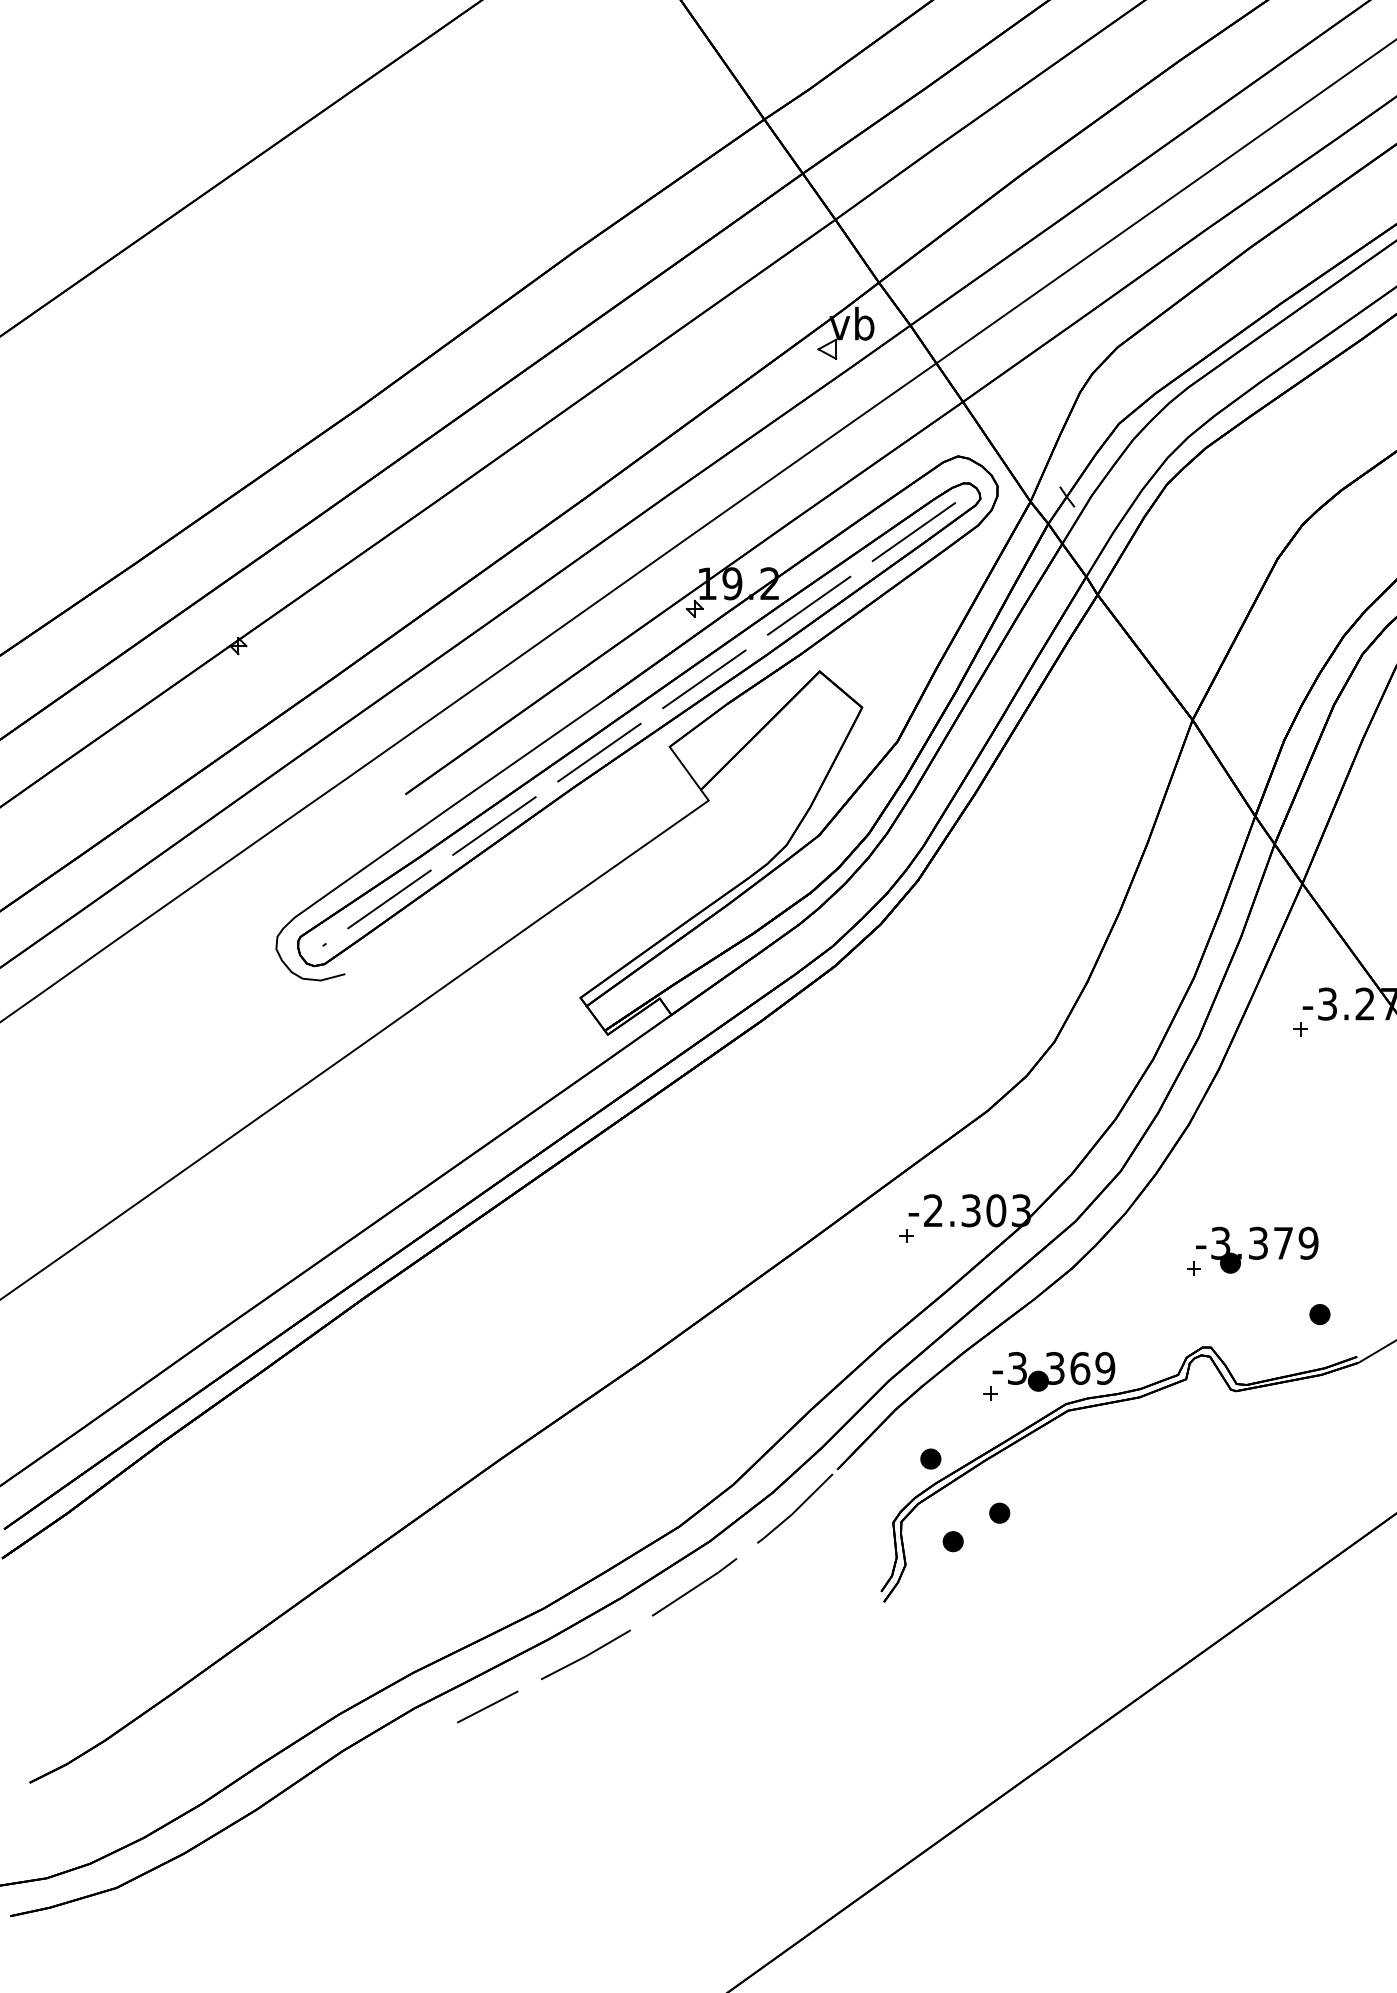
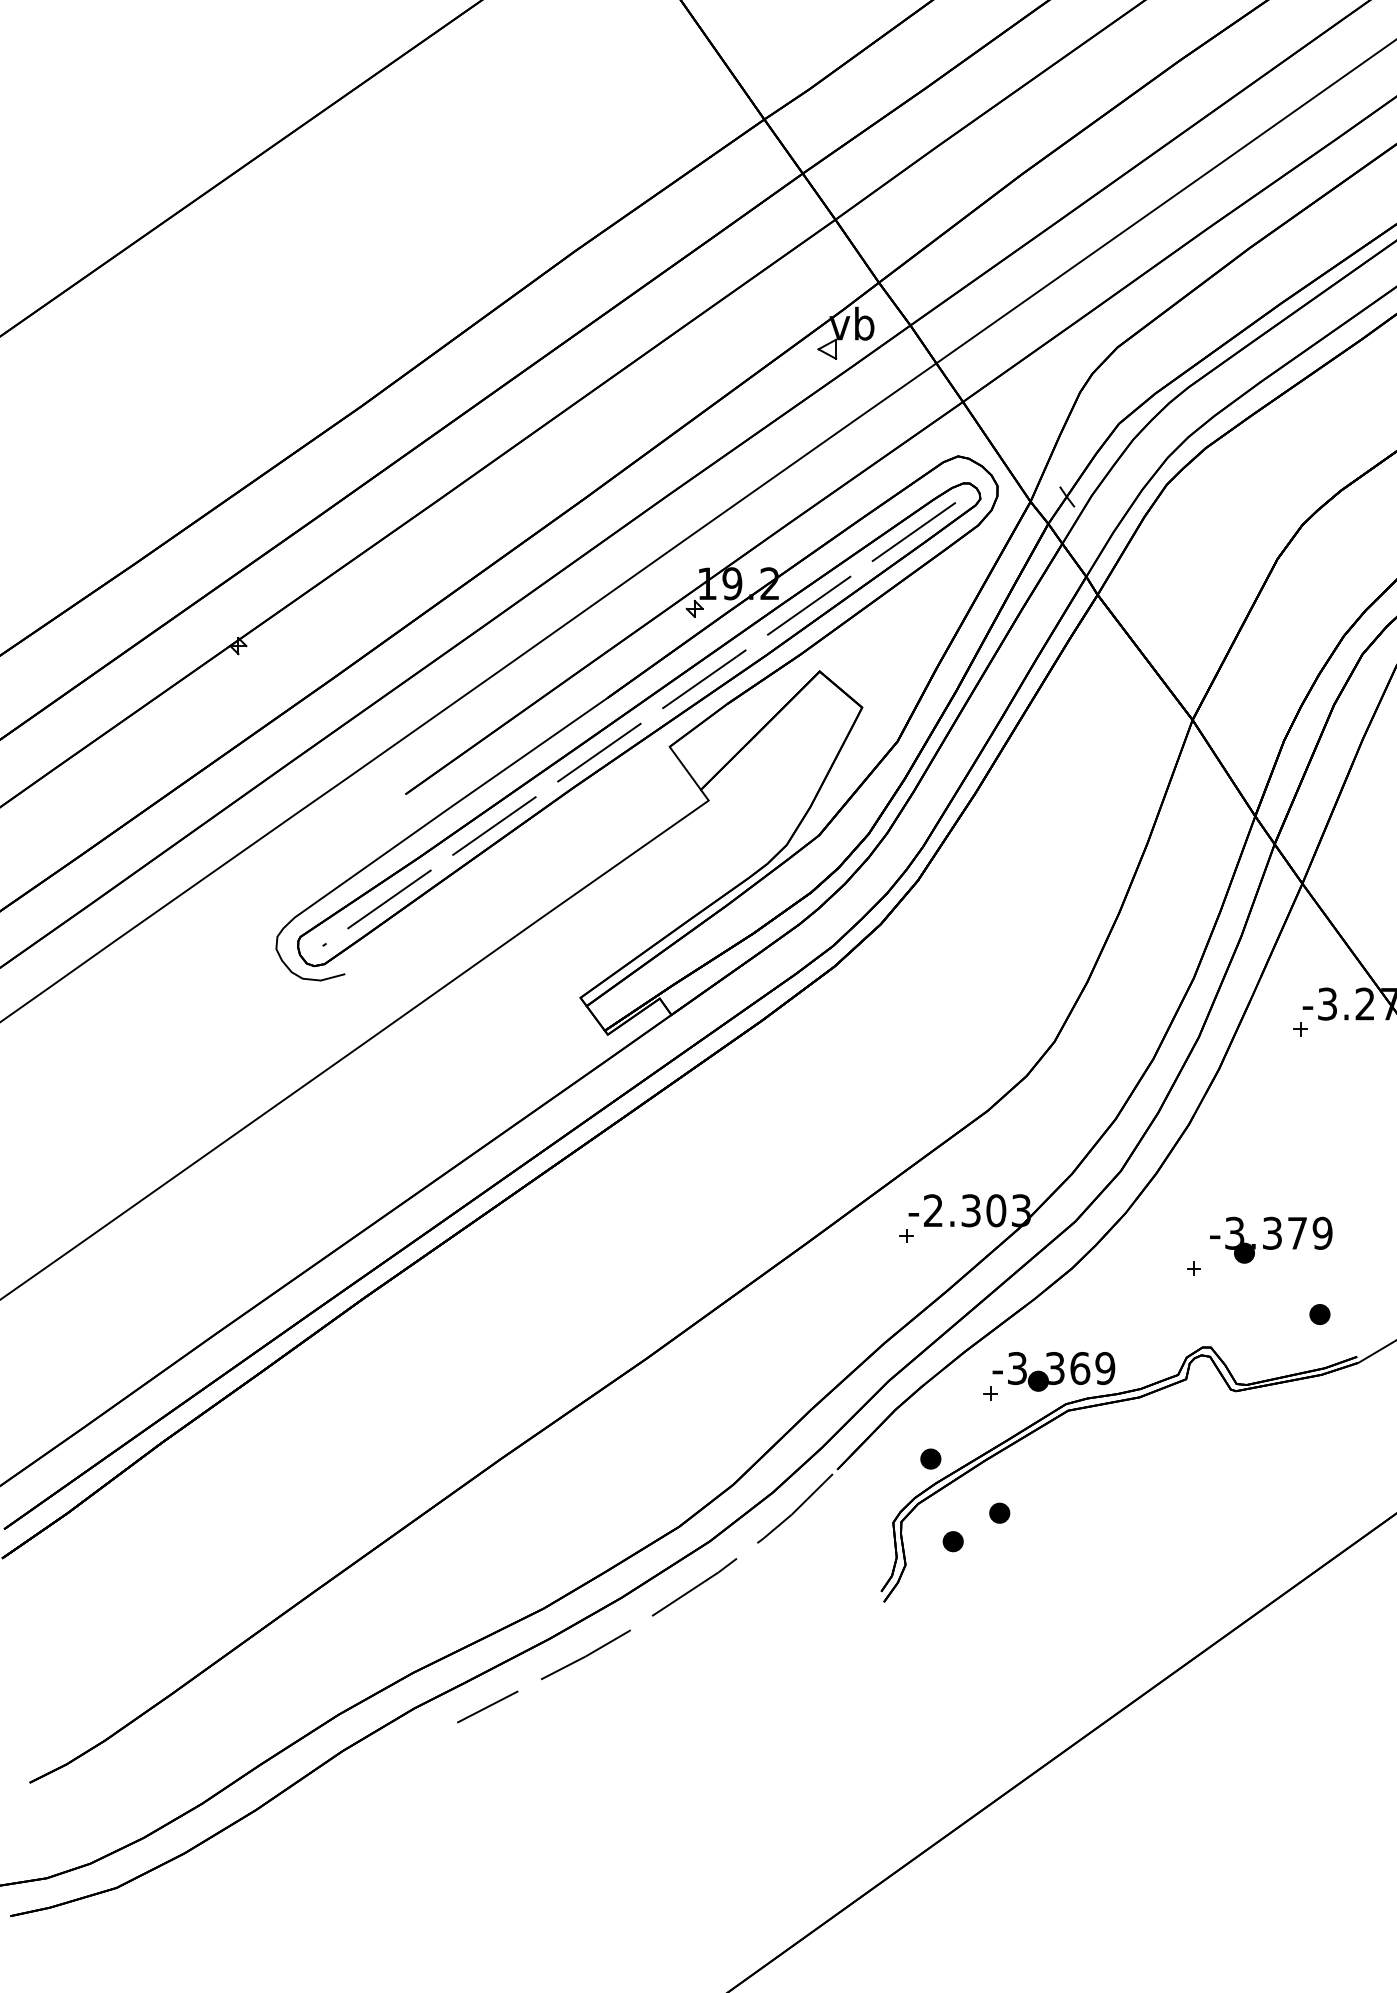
part position: (1257, 1249) -> (1271, 1239) (1271, 1239)
